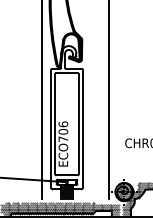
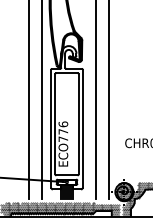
line: none -> present (28, 100)
line: none -> present (95, 100)
text: ECO706 -> ECO776 (63, 131)
